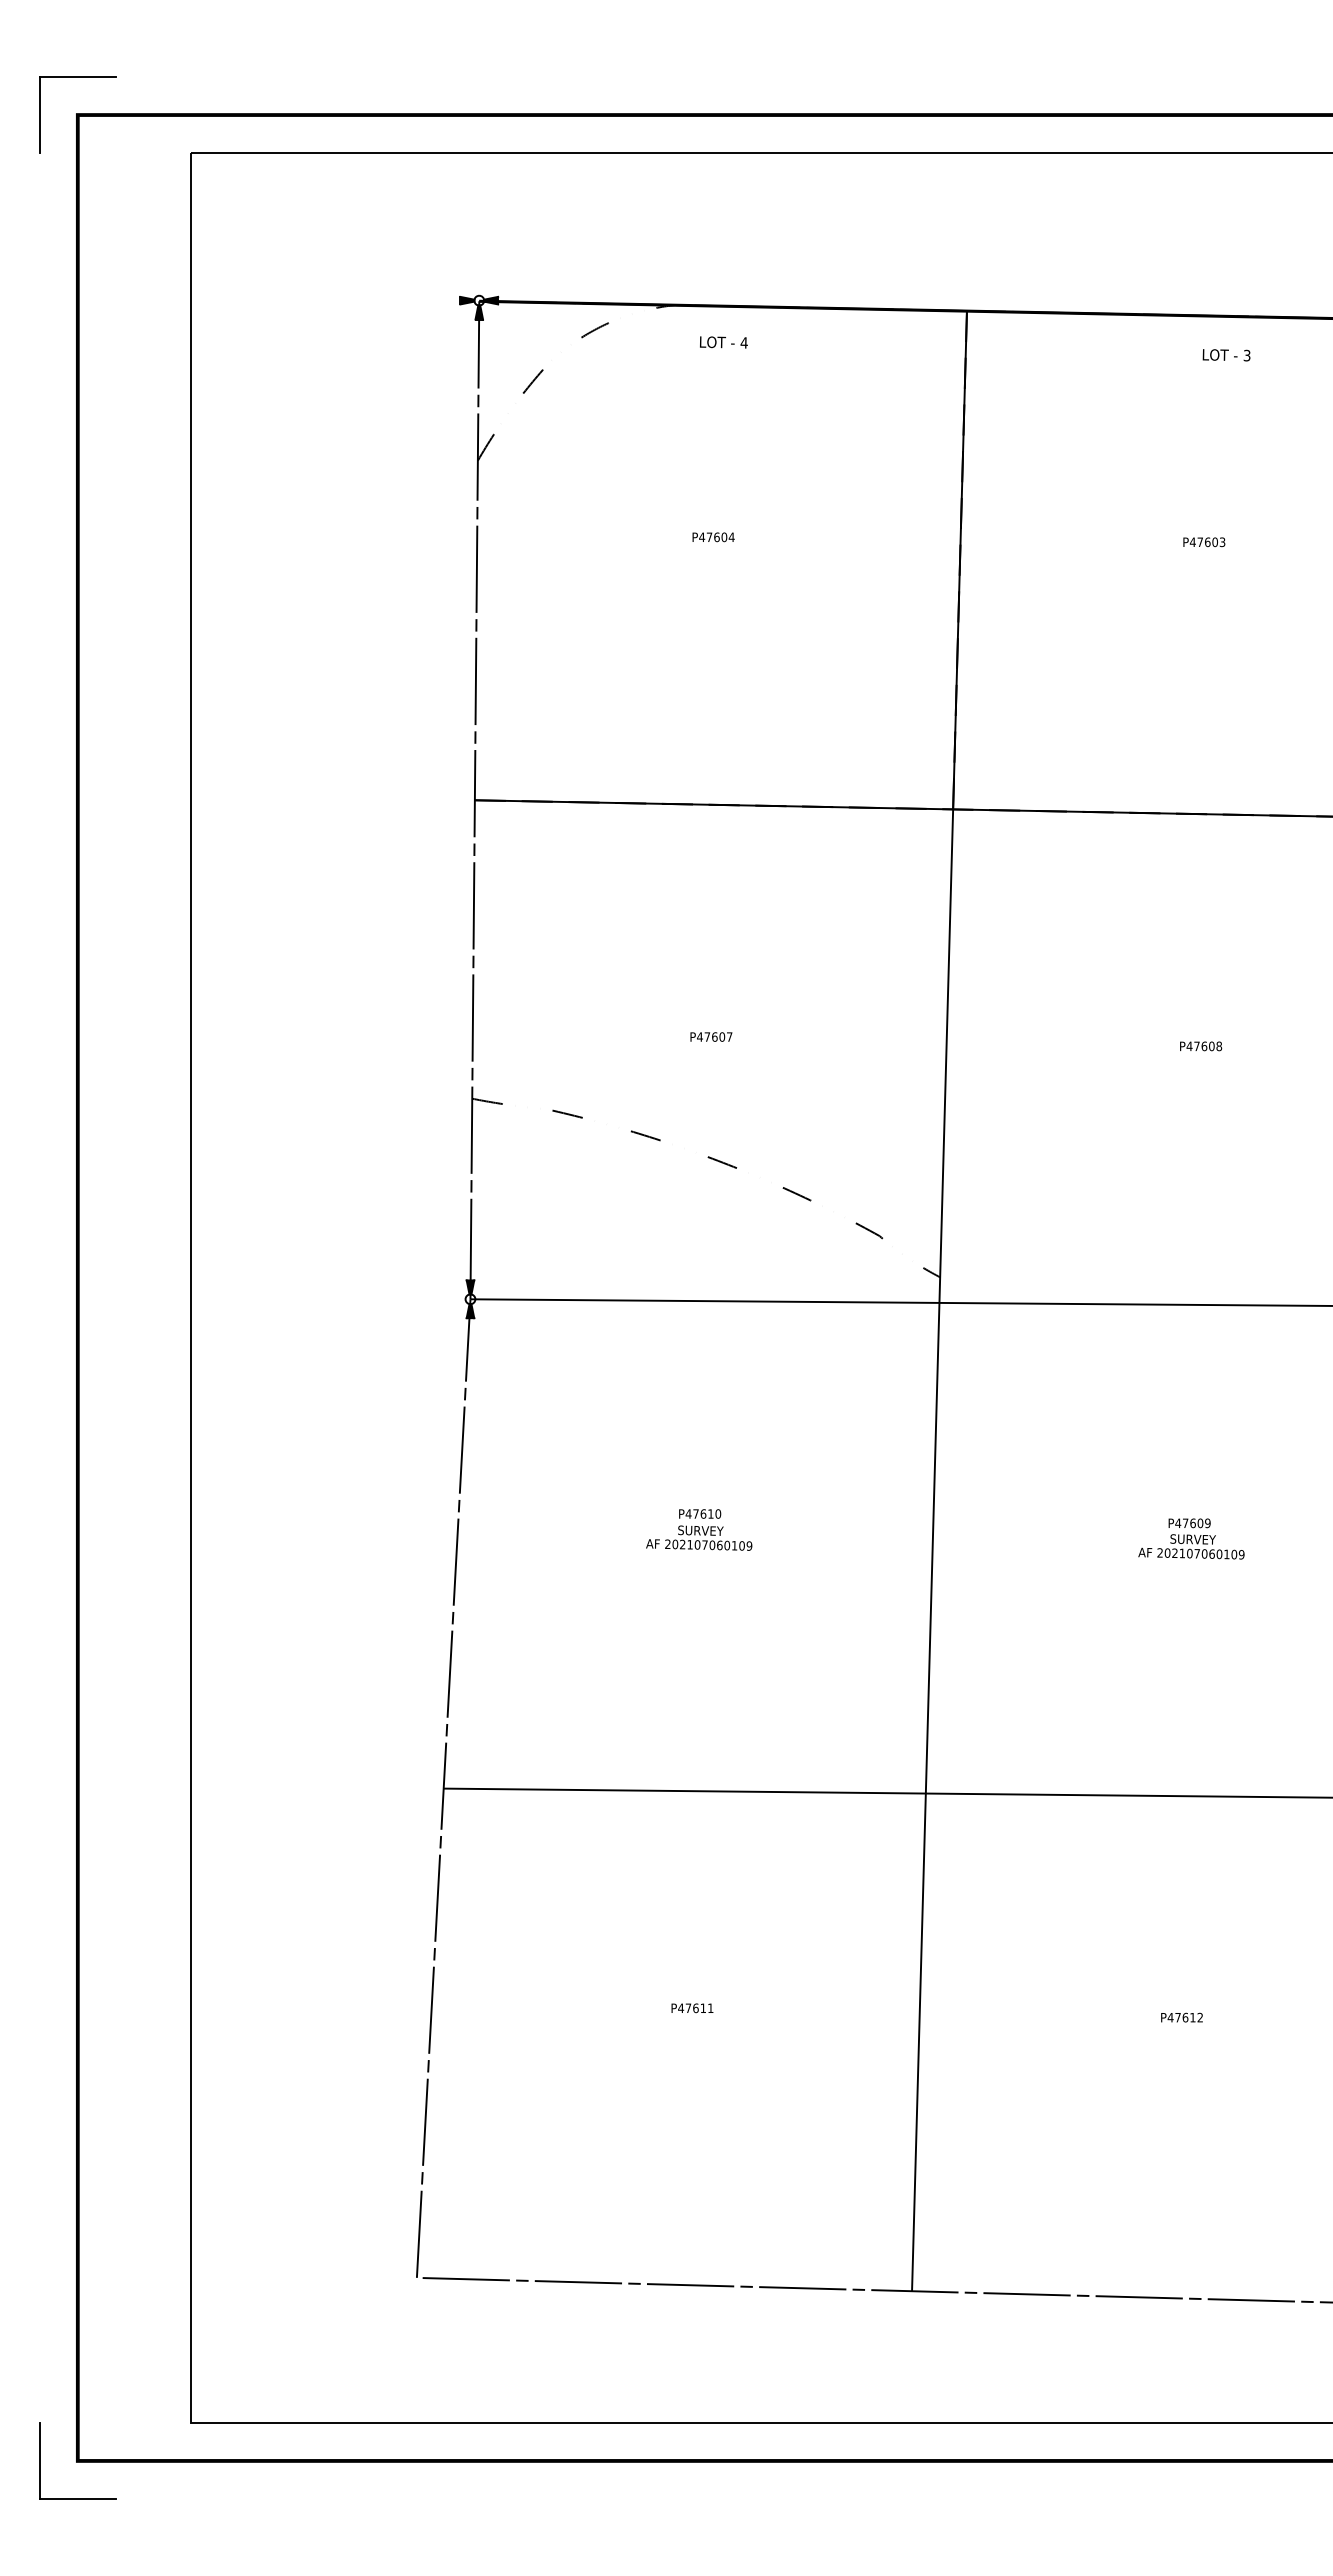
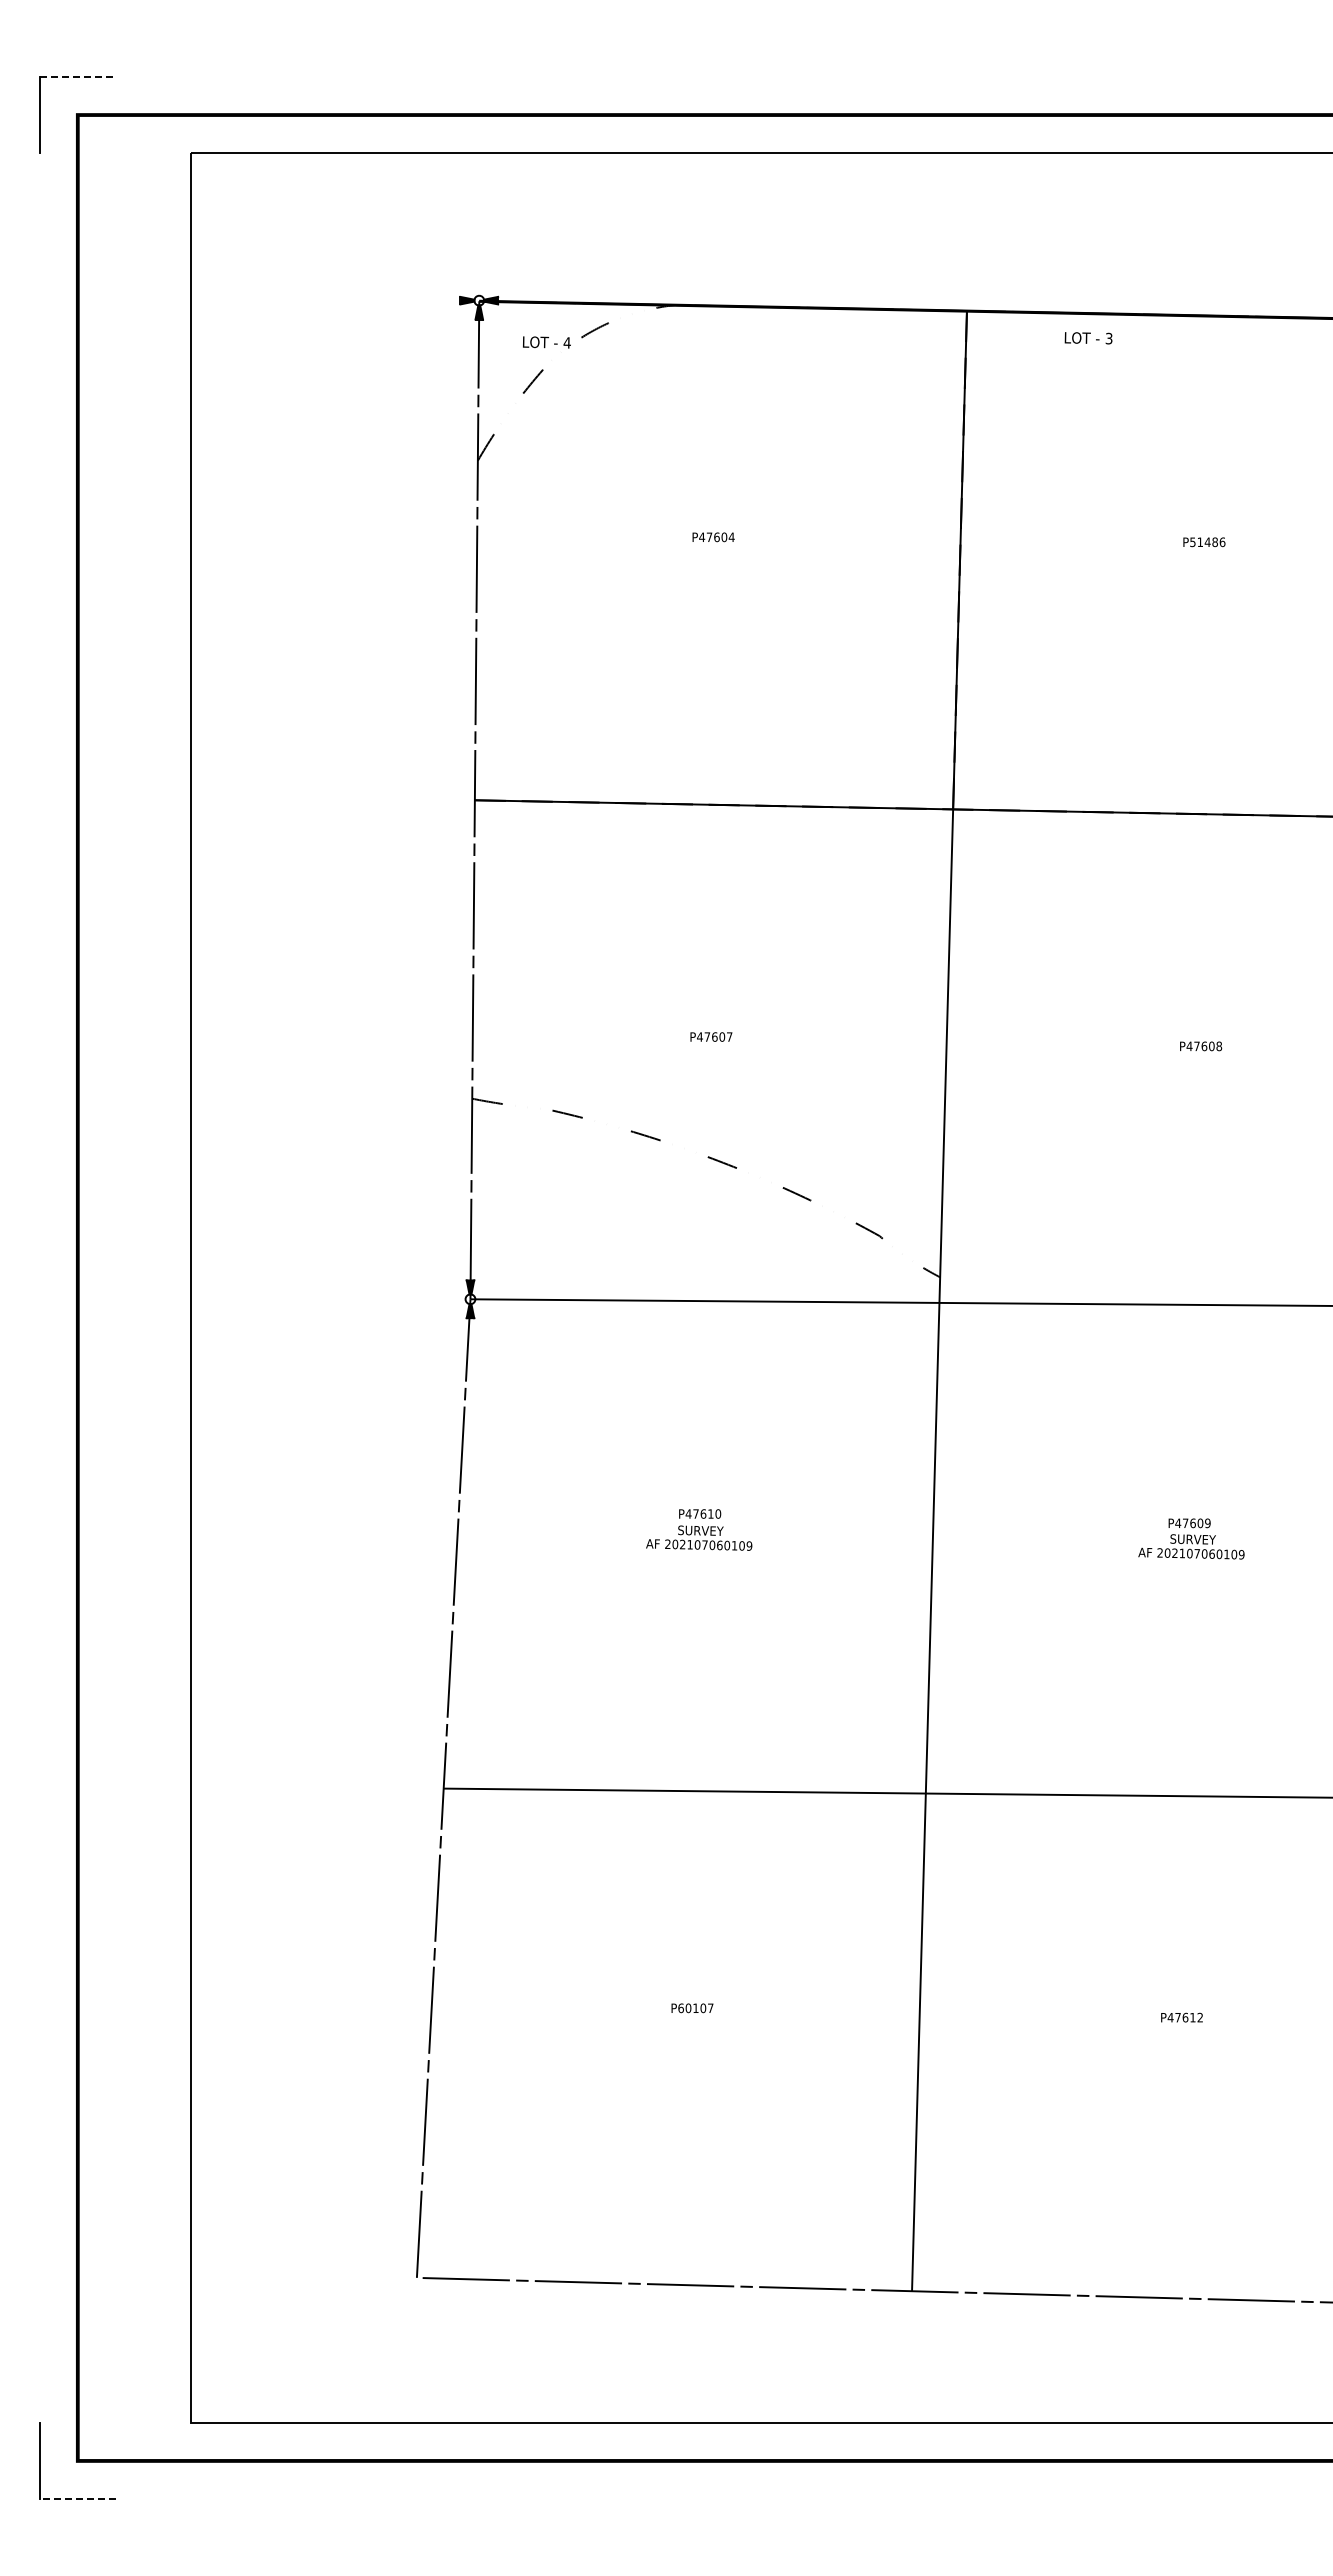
line: solid -> dashed (77, 77)
text position: (723, 342) -> (546, 342) (546, 342)
text position: (1226, 355) -> (1088, 338) (1088, 338)
text: P47603 -> P51486 (1207, 542)
text: P47611 -> P60107 (695, 2008)
line: solid -> dashed (77, 2498)
